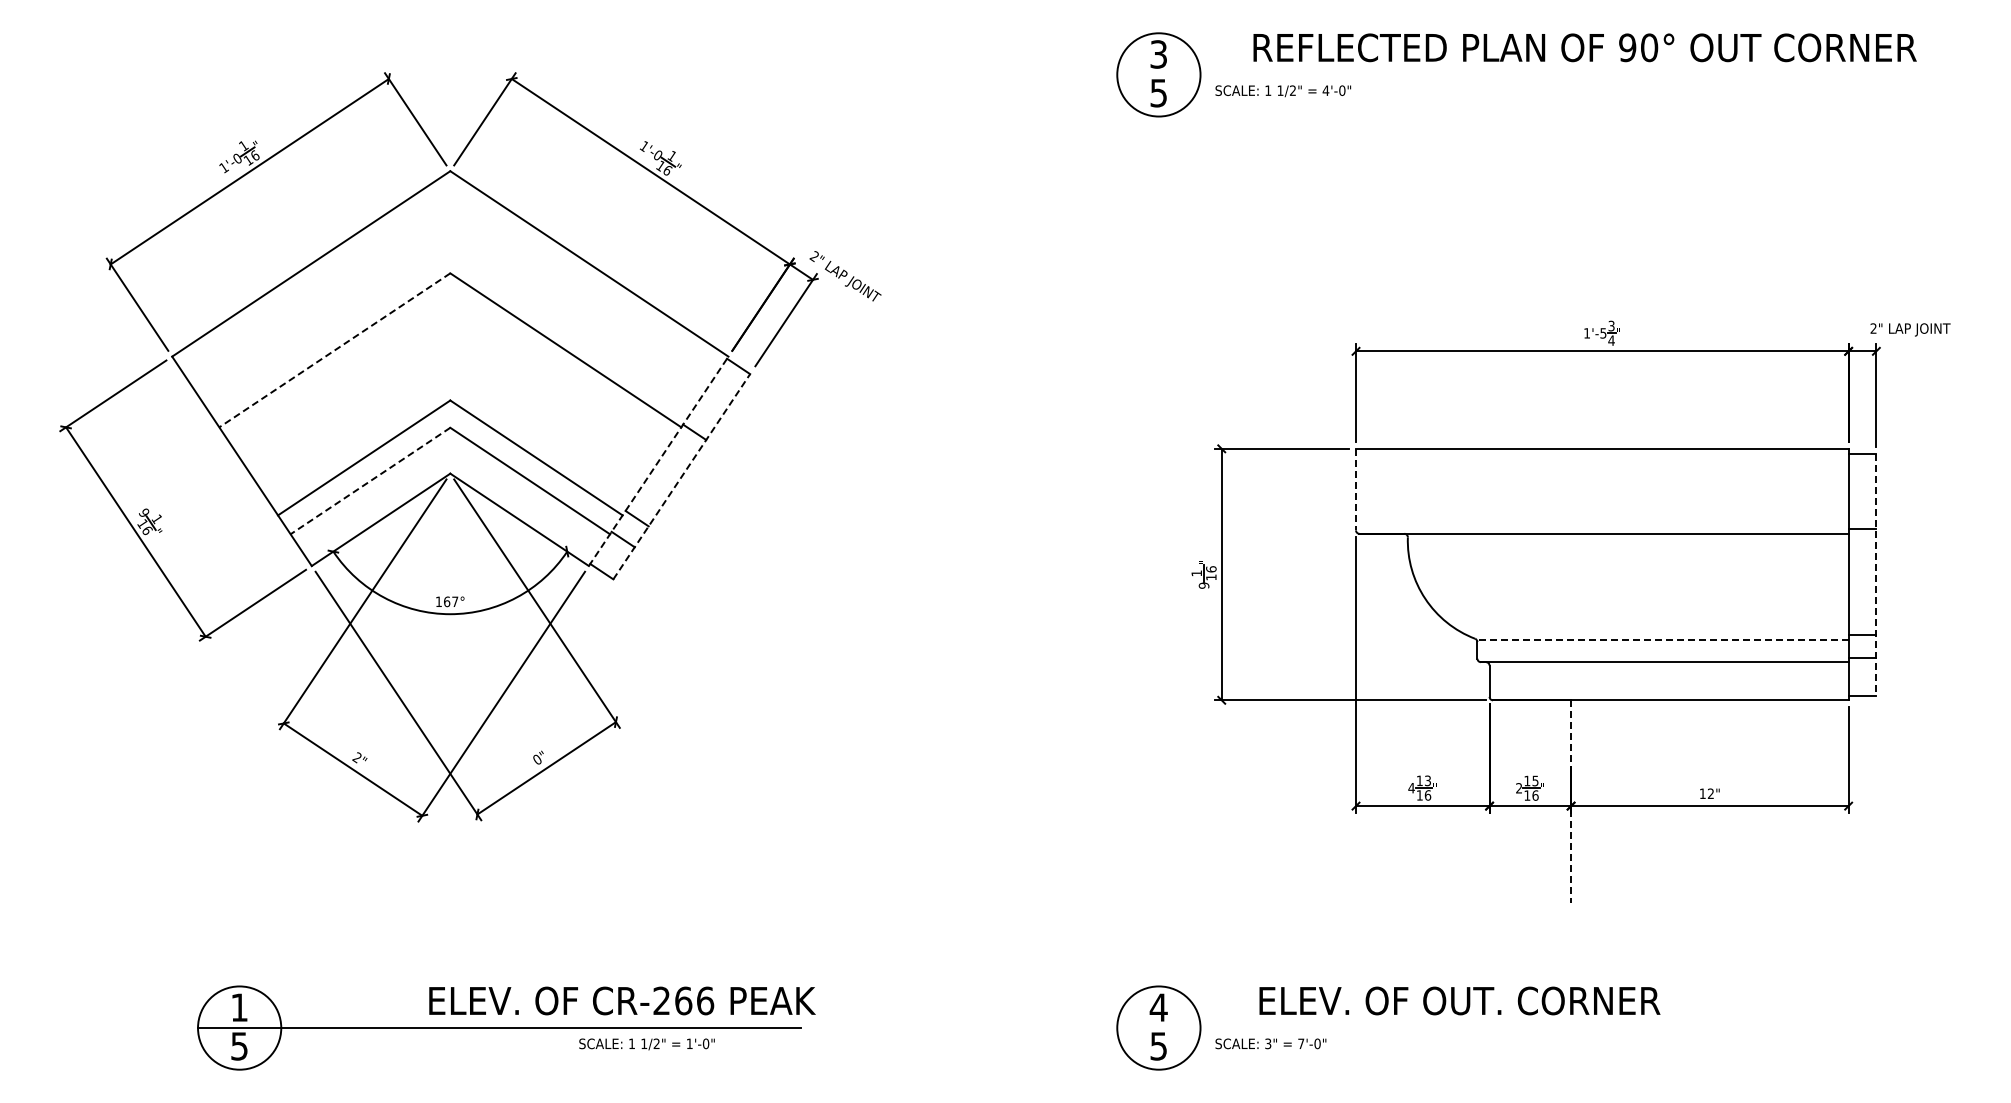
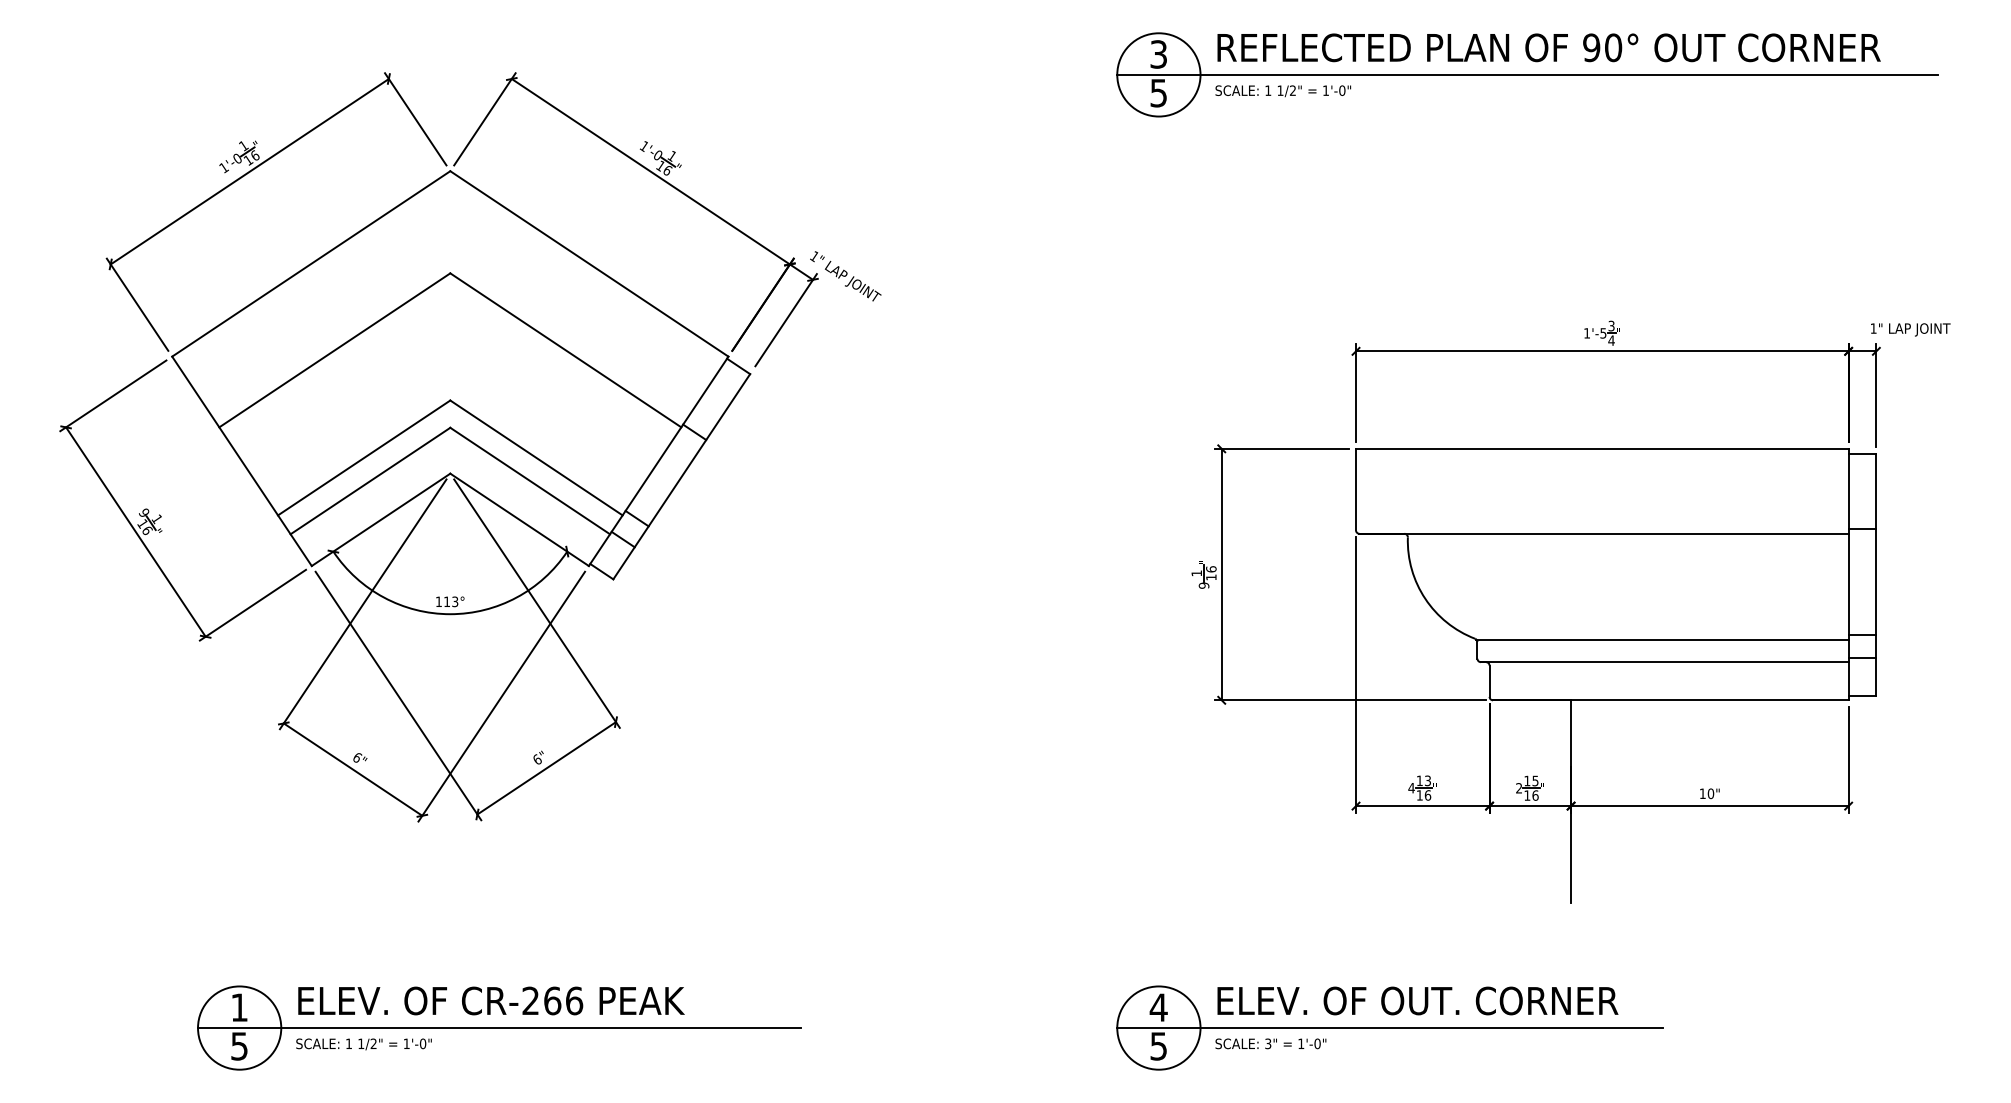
text position: (1584, 47) -> (1548, 47) (1548, 47)
line: none -> present (1527, 74)
text: 4'-0" -> 1'-0" (1325, 90)
text: 2" -> 1" (813, 255)
text: 2" -> 1" (1873, 328)
line: dashed -> solid (334, 350)
line: dashed -> solid (658, 461)
line: dashed -> solid (682, 476)
line: dashed -> solid (370, 481)
line: dashed -> solid (1356, 489)
line: dashed -> solid (1876, 574)
text: 167° -> 113° (451, 601)
line: dashed -> solid (1662, 639)
text: 2" -> 6" (357, 757)
text: 0" -> 6" (537, 758)
text: 12" -> 10" (1710, 793)
line: dashed -> solid (1571, 802)
text position: (622, 1000) -> (491, 1000) (491, 1000)
text position: (1459, 1000) -> (1417, 1000) (1417, 1000)
line: none -> present (1389, 1028)
text: 7'-0" -> 1'-0" (1301, 1043)
text position: (646, 1044) -> (363, 1044) (363, 1044)
